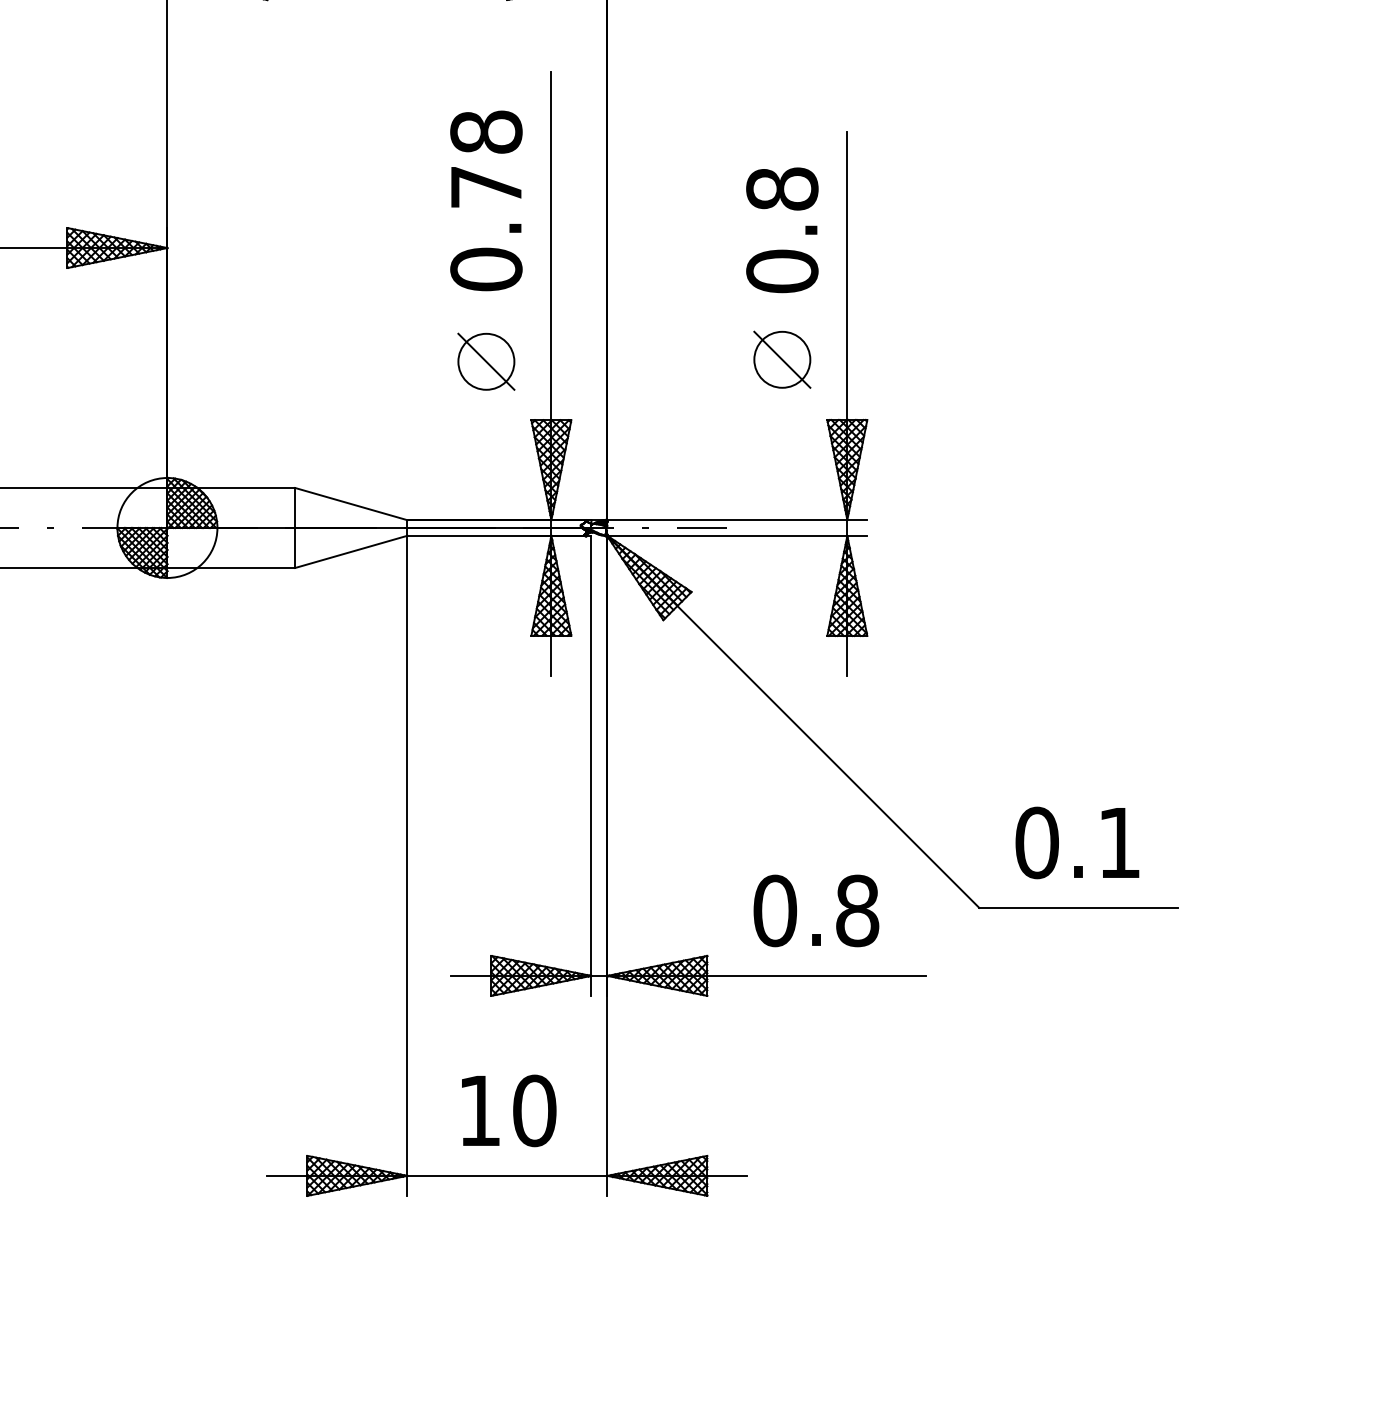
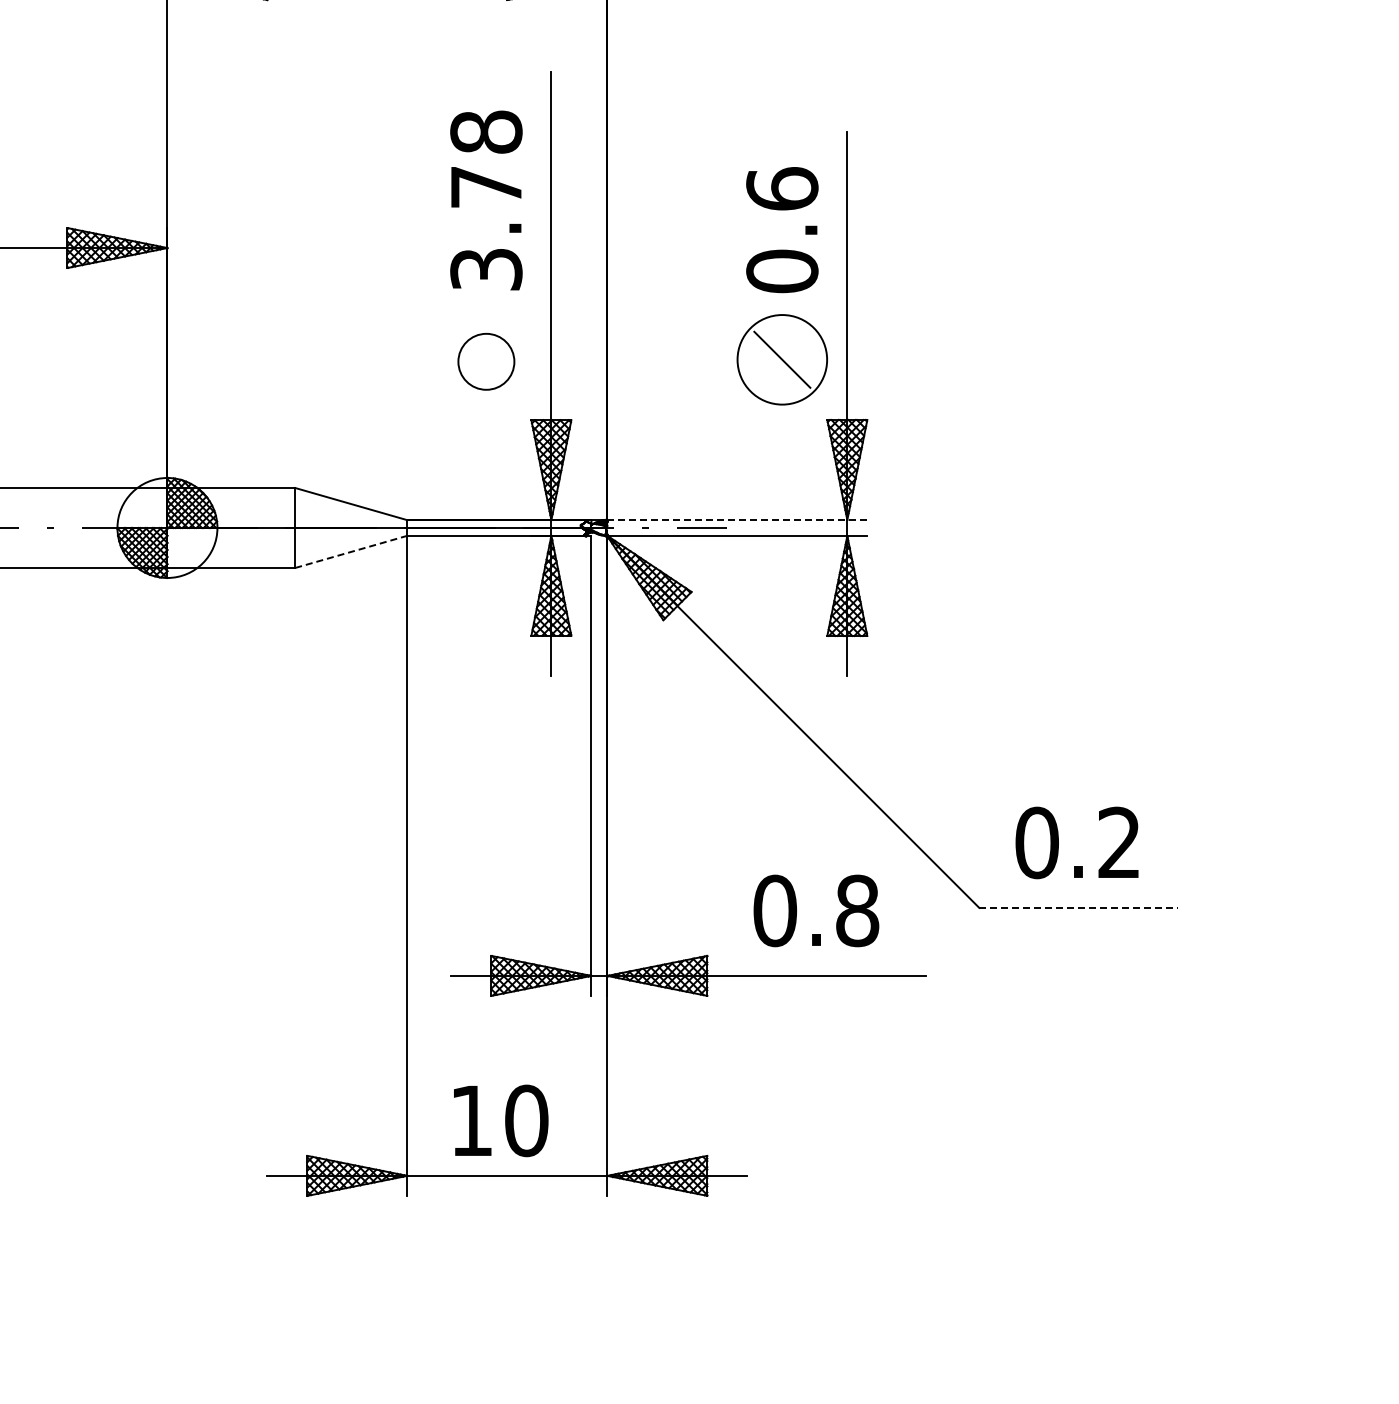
text: 0.8 -> 0.6 (782, 188)
text: 0.78 -> 3.78 (486, 269)
circle diameter: 56 px -> 90 px (782, 359)
line: present -> none (486, 361)
line: solid -> dashed (736, 520)
line: solid -> dashed (351, 551)
text: 0.1 -> 0.2 (1118, 841)
line: solid -> dashed (1079, 907)
text position: (509, 1110) -> (501, 1120) (501, 1120)
